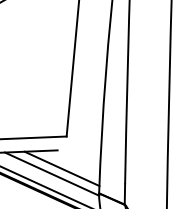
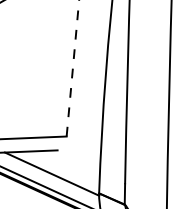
line: solid -> dashed (72, 68)
line: present -> none (61, 168)
